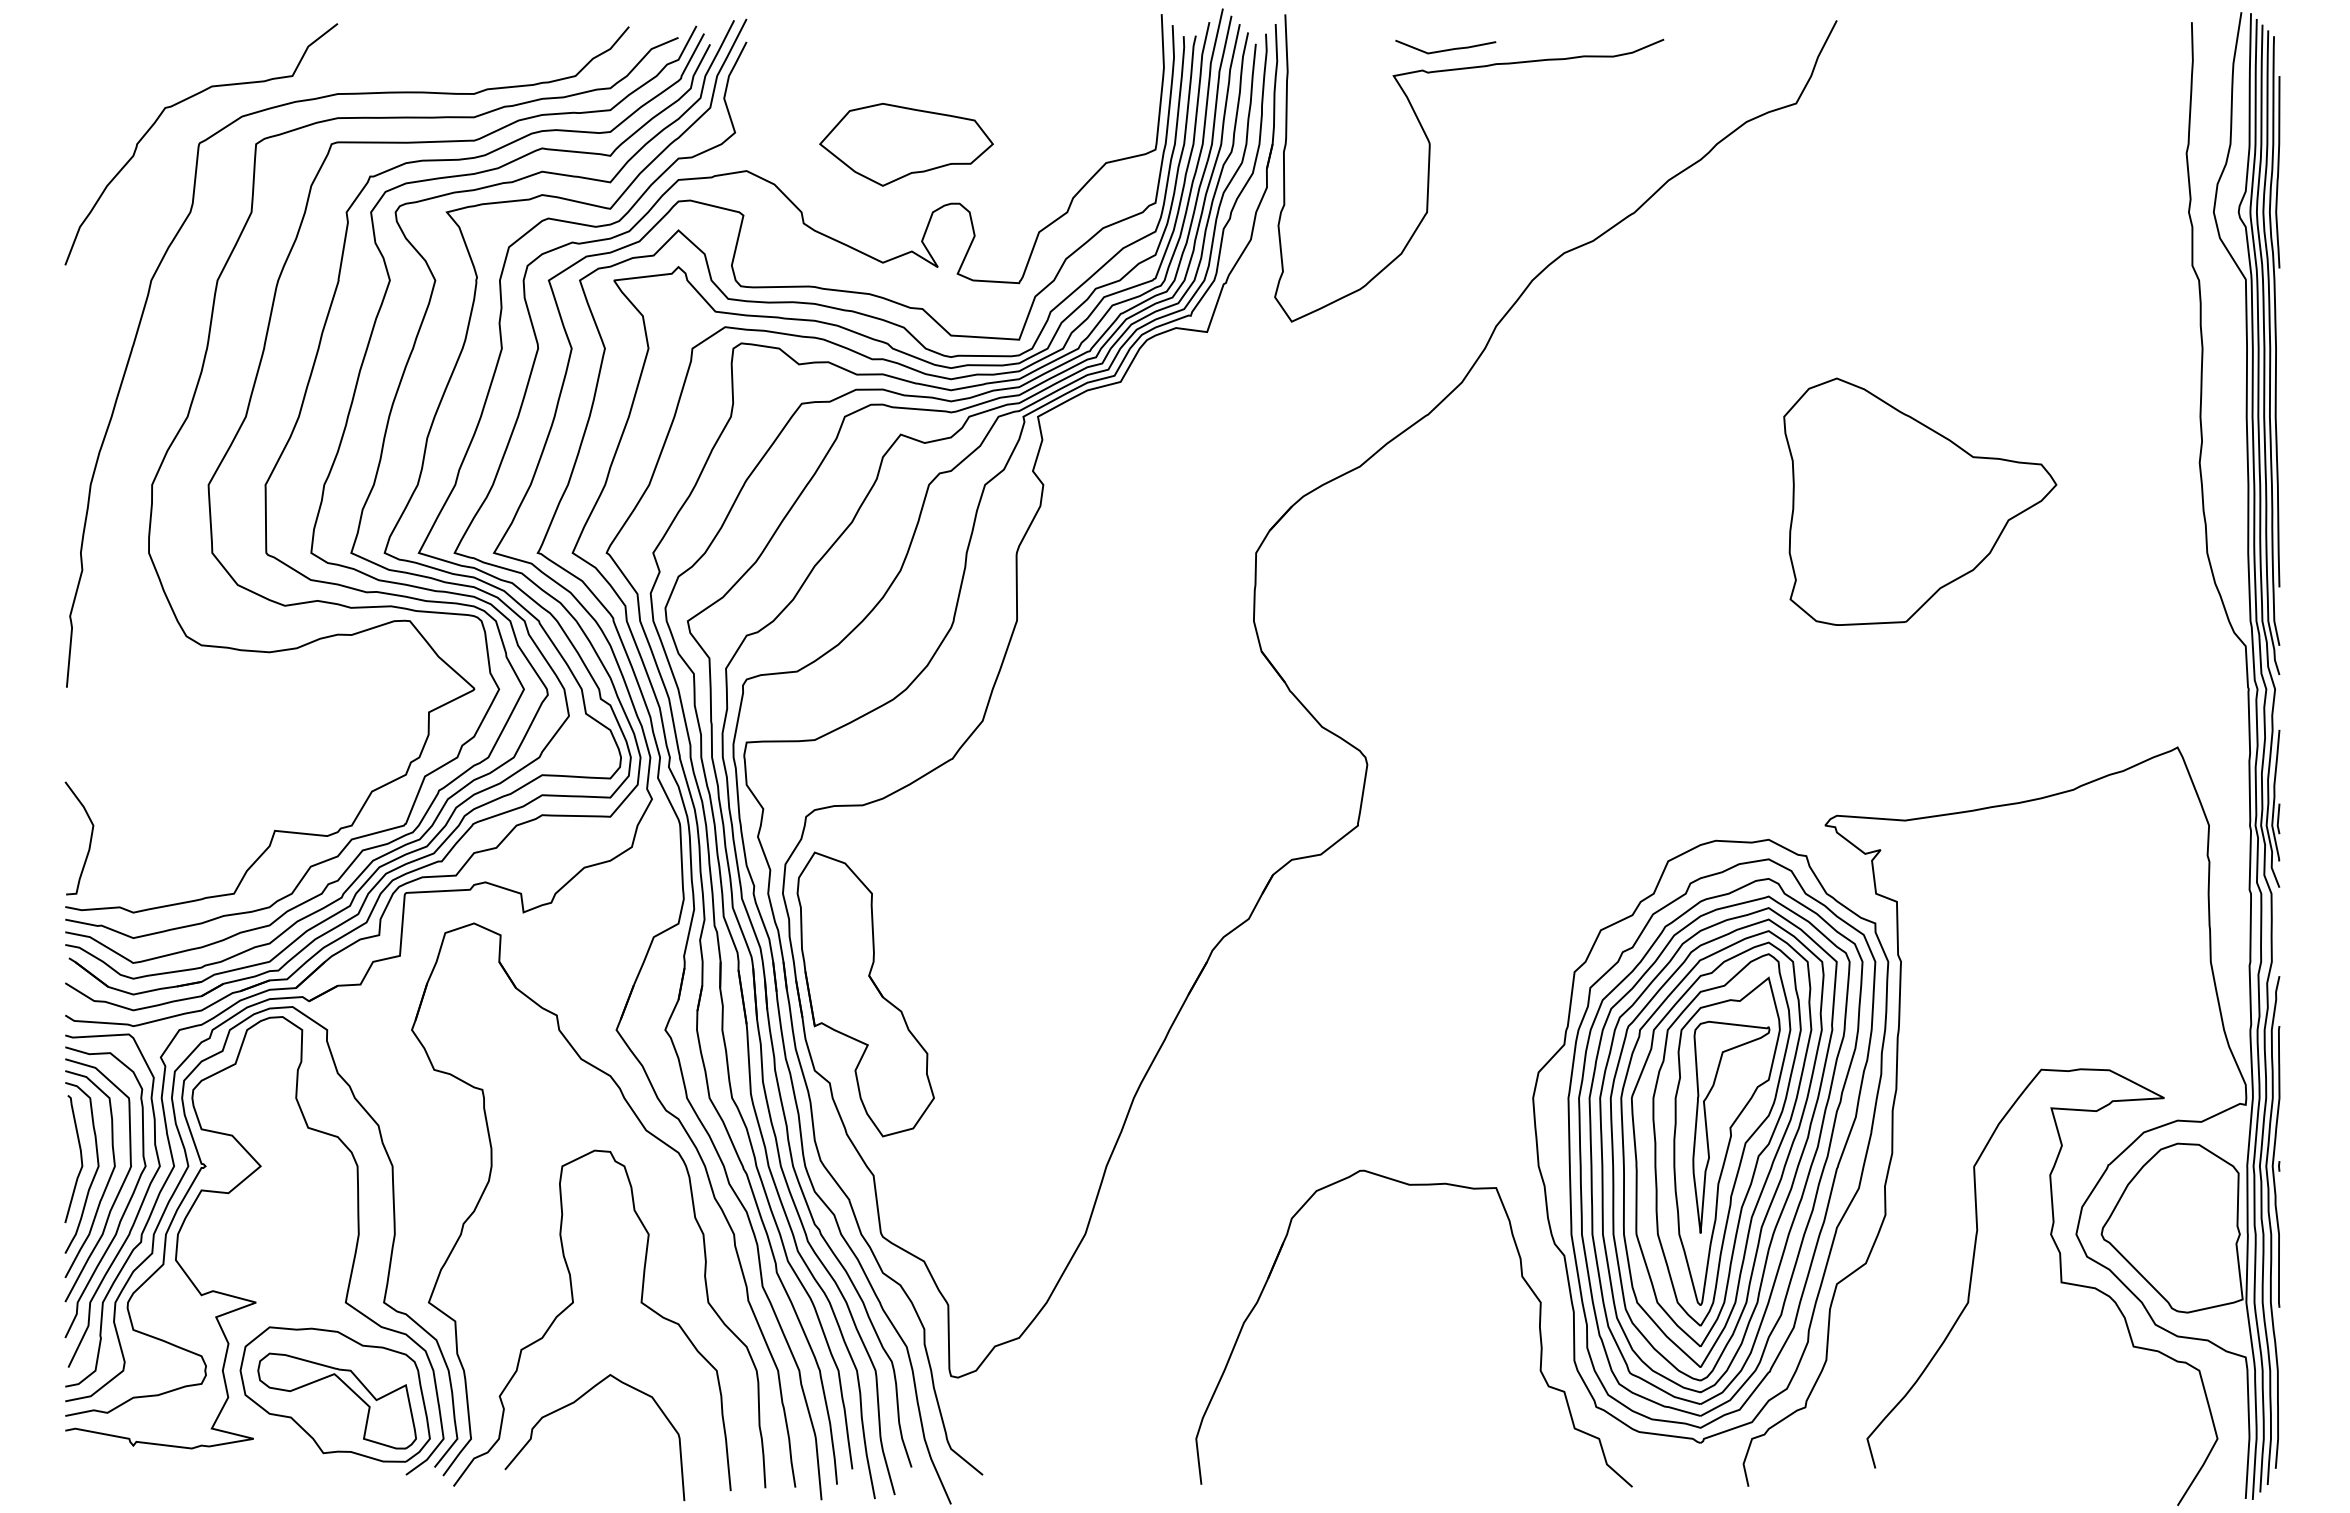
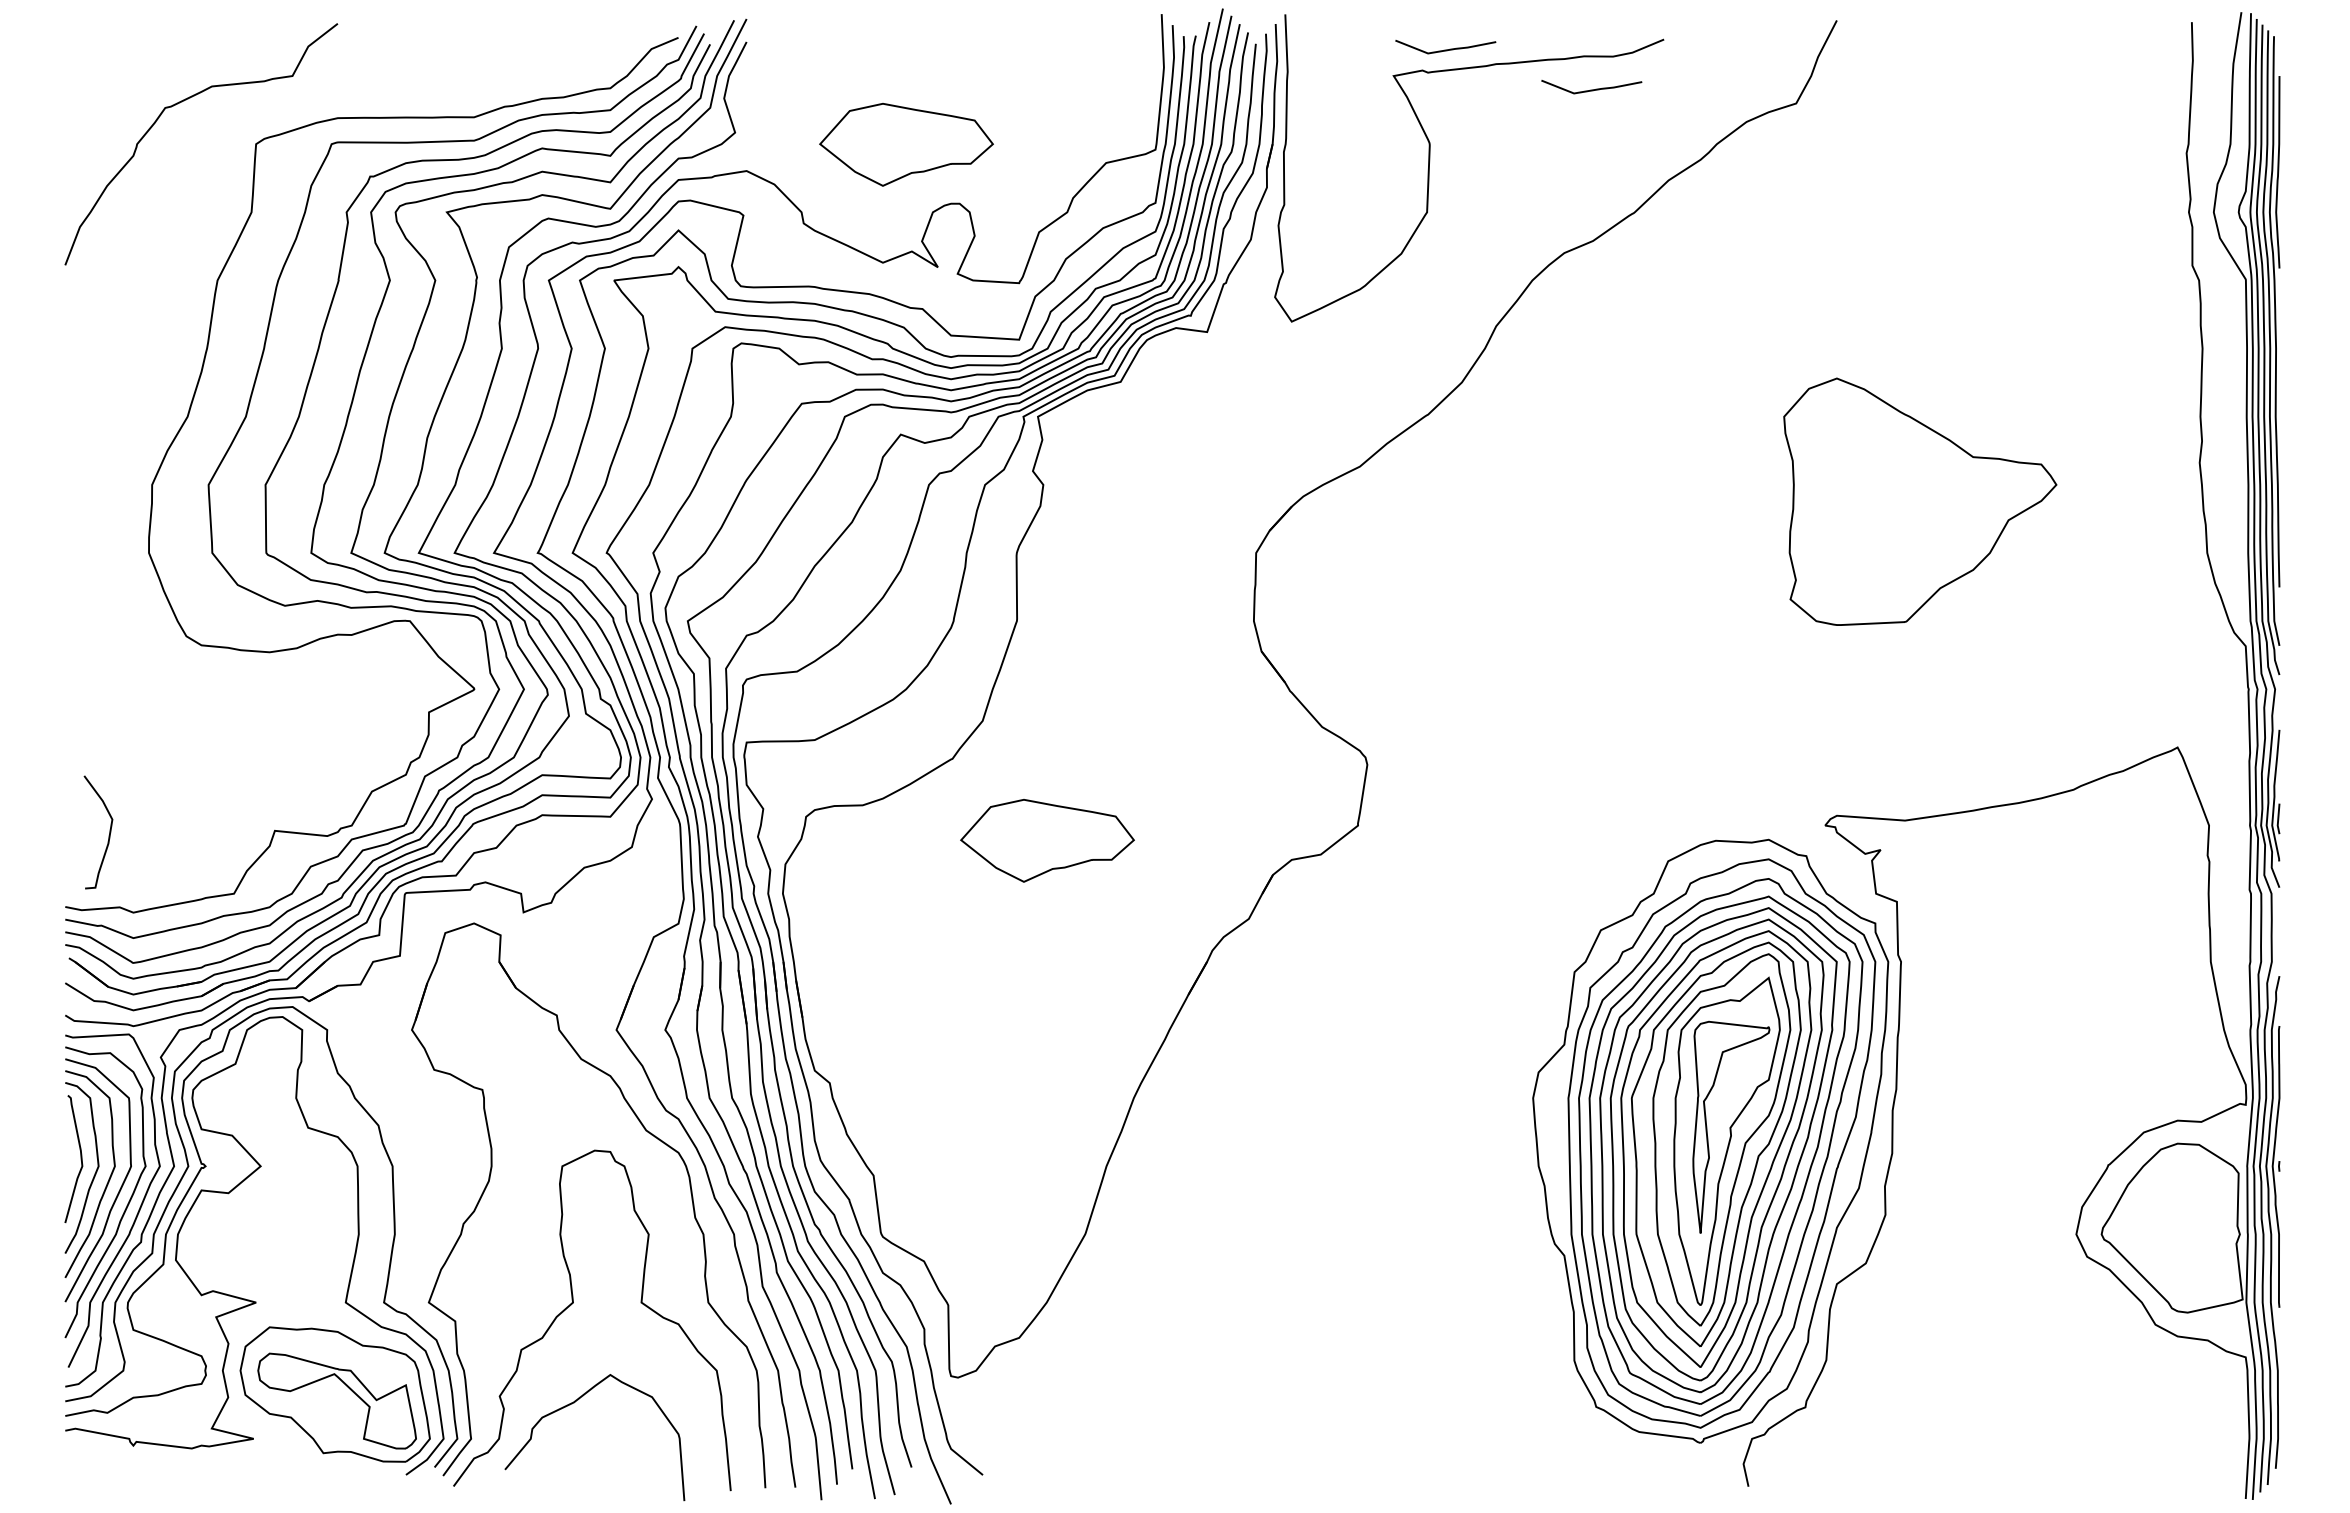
line: none -> present (1591, 89)
curve: present -> none (147, 301)
part: none -> present (1047, 840)
curve position: (89, 841) -> (108, 835) (108, 835)
part: present -> none (865, 994)
part: present -> none (1521, 1277)
curve: present -> none (2060, 1282)
